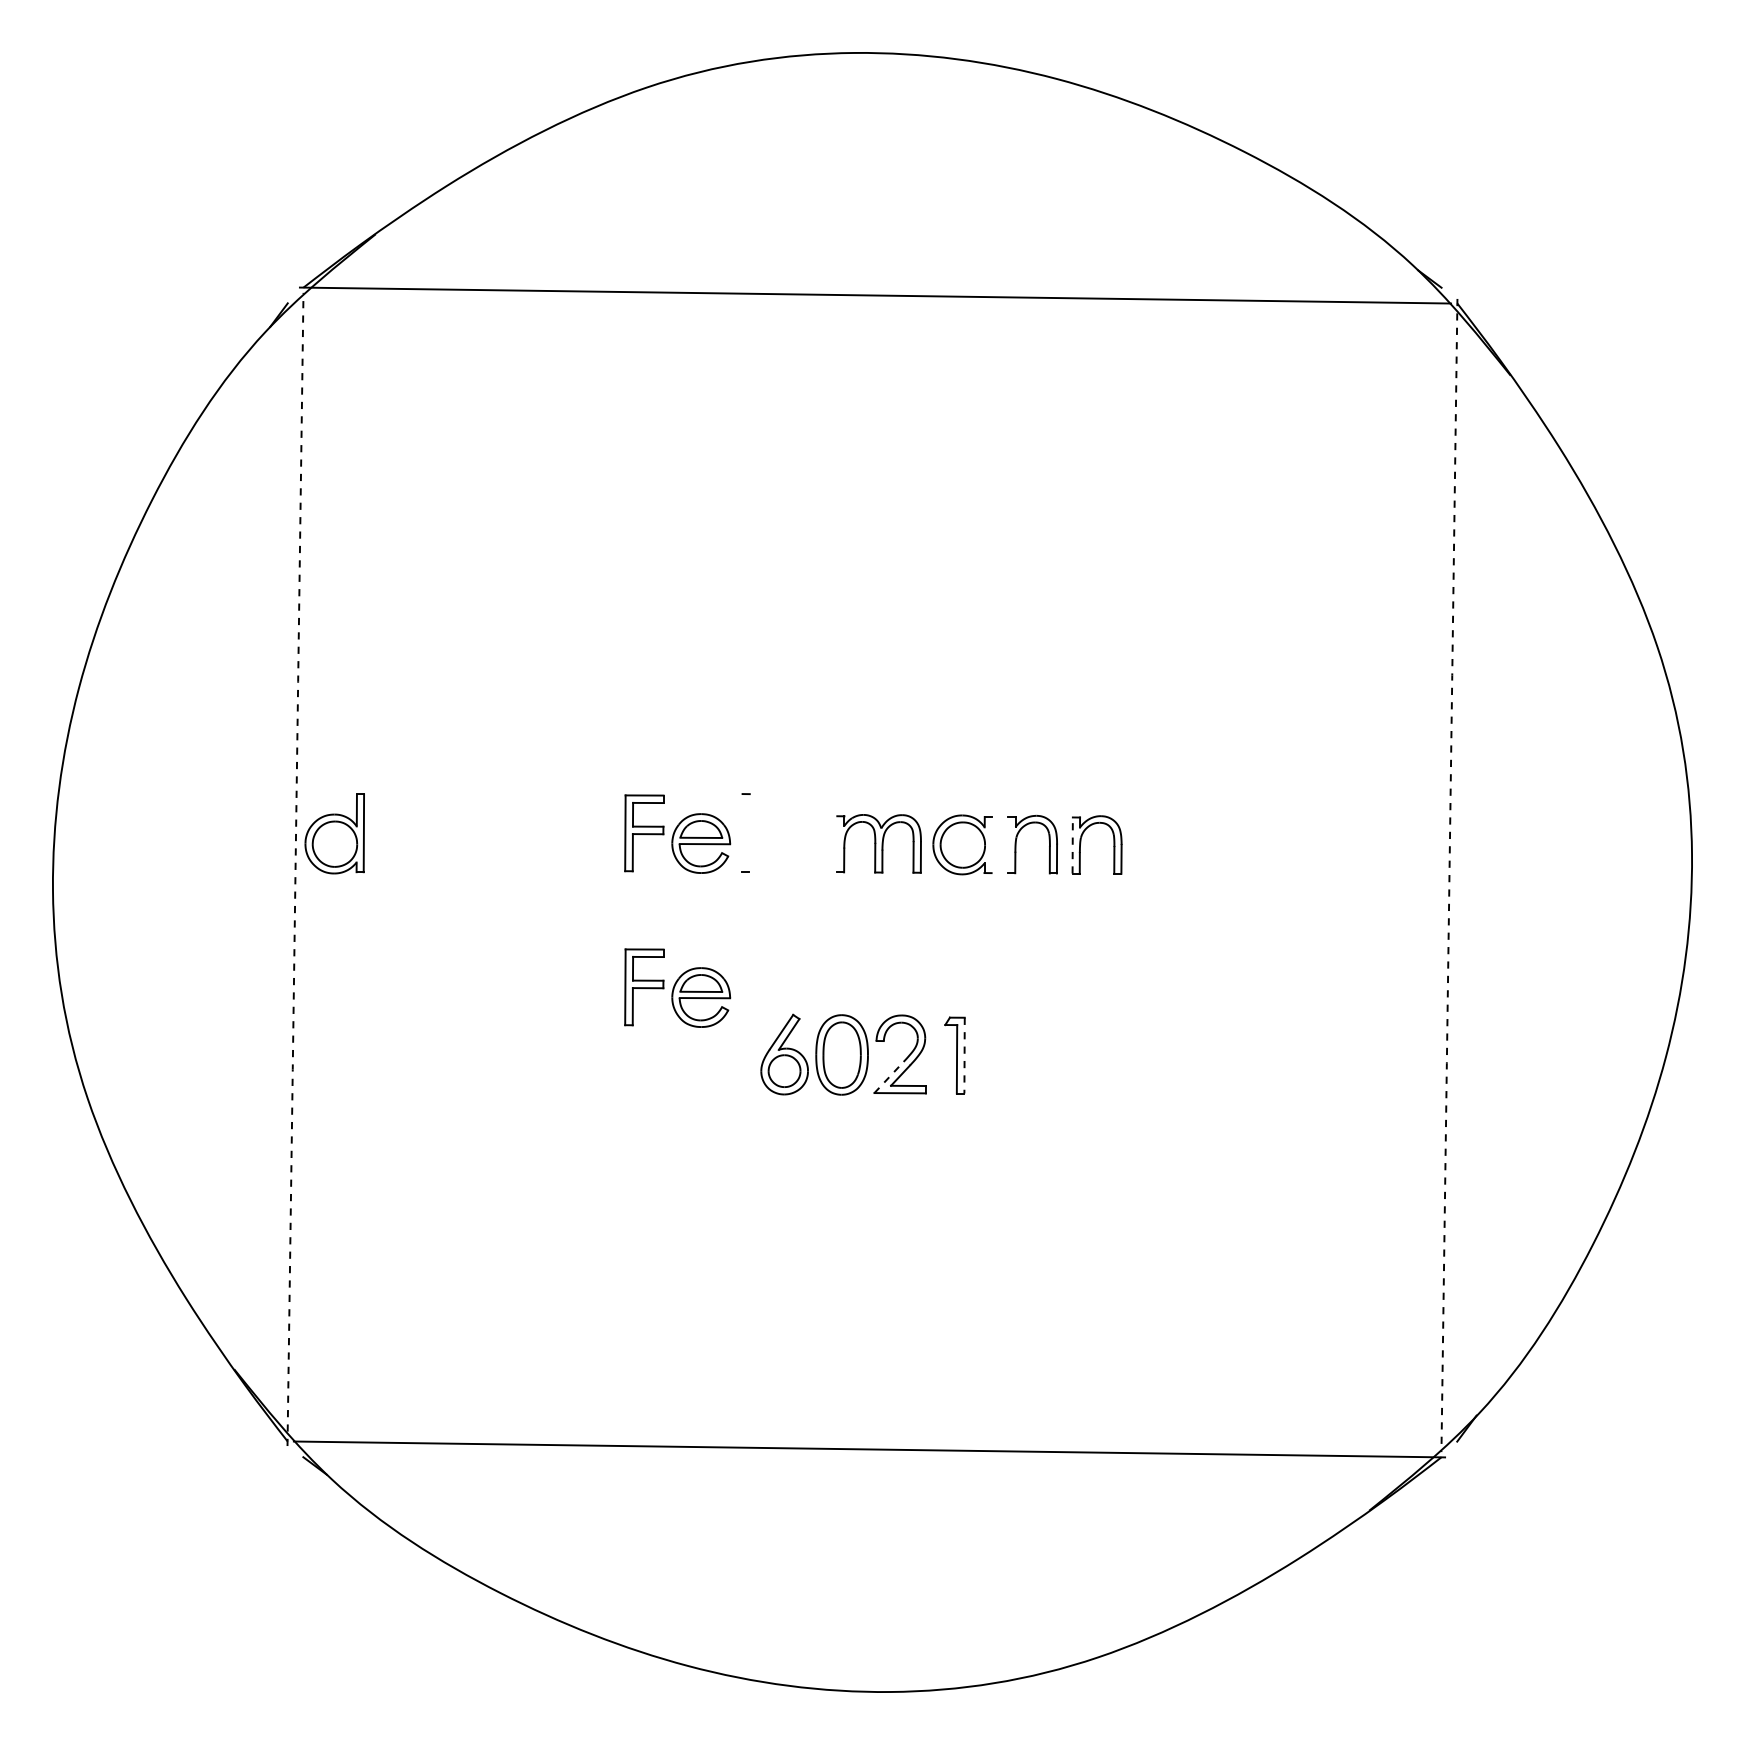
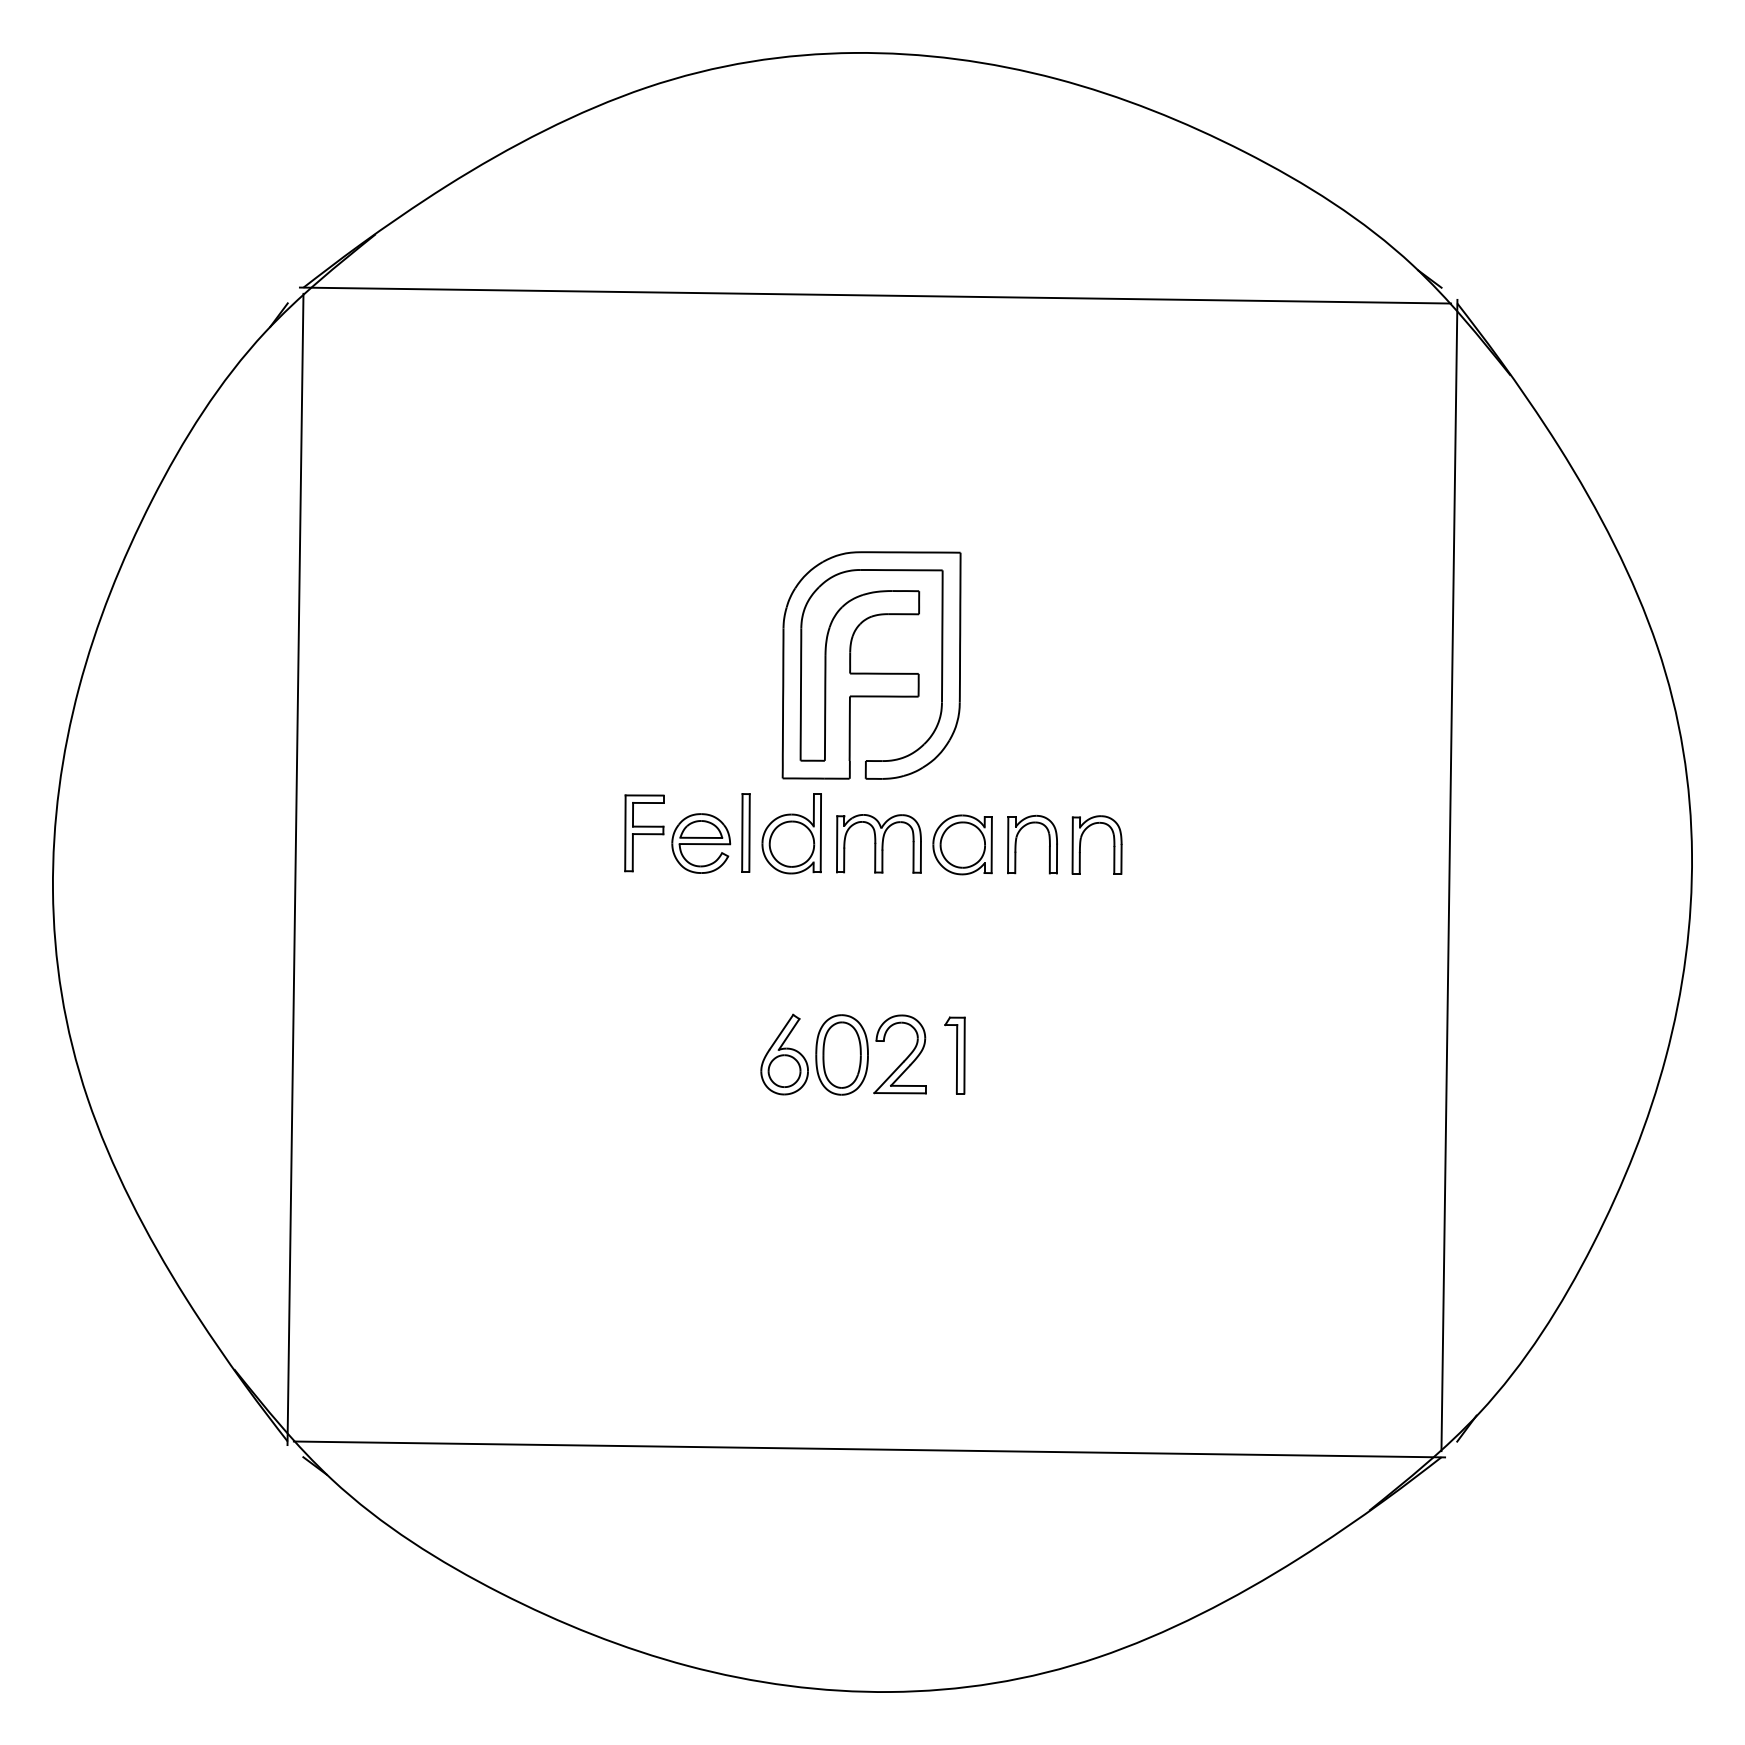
part: none -> present (871, 672)
line: none -> present (742, 832)
line: none -> present (749, 832)
part position: (334, 833) -> (791, 833) (791, 833)
line: none -> present (837, 844)
line: none -> present (991, 845)
line: none -> present (1008, 845)
line: dashed -> solid (1072, 845)
line: dashed -> solid (295, 868)
line: dashed -> solid (1449, 876)
part: present -> none (677, 987)
line: dashed -> solid (964, 1055)
line: dashed -> solid (889, 1077)
